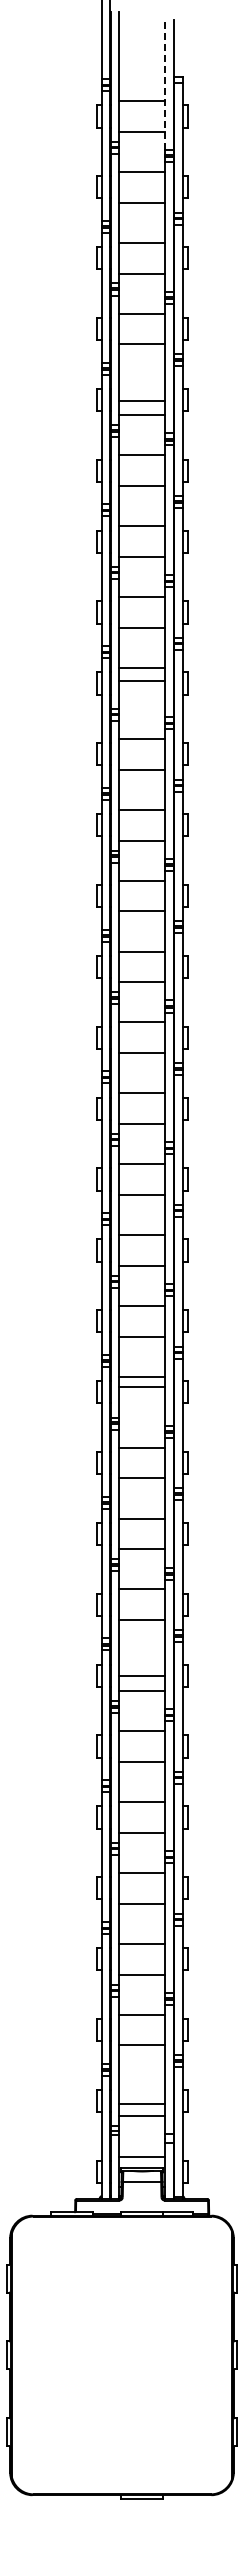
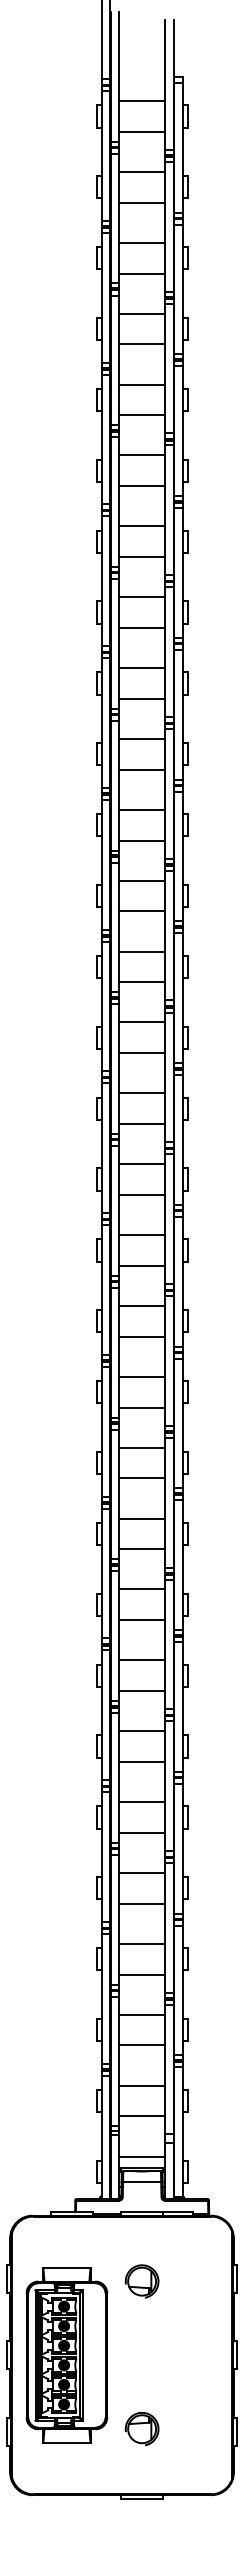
line: dashed -> solid (165, 85)
line position: (141, 400) -> (141, 384) (141, 384)
line position: (141, 680) -> (141, 698) (141, 698)
line position: (141, 1386) -> (141, 1407) (141, 1407)
line position: (141, 1676) -> (141, 1660) (141, 1660)
line position: (141, 2103) -> (141, 2085) (141, 2085)
part: none -> present (141, 2281)
part: none -> present (66, 2355)
part: none -> present (141, 2429)
